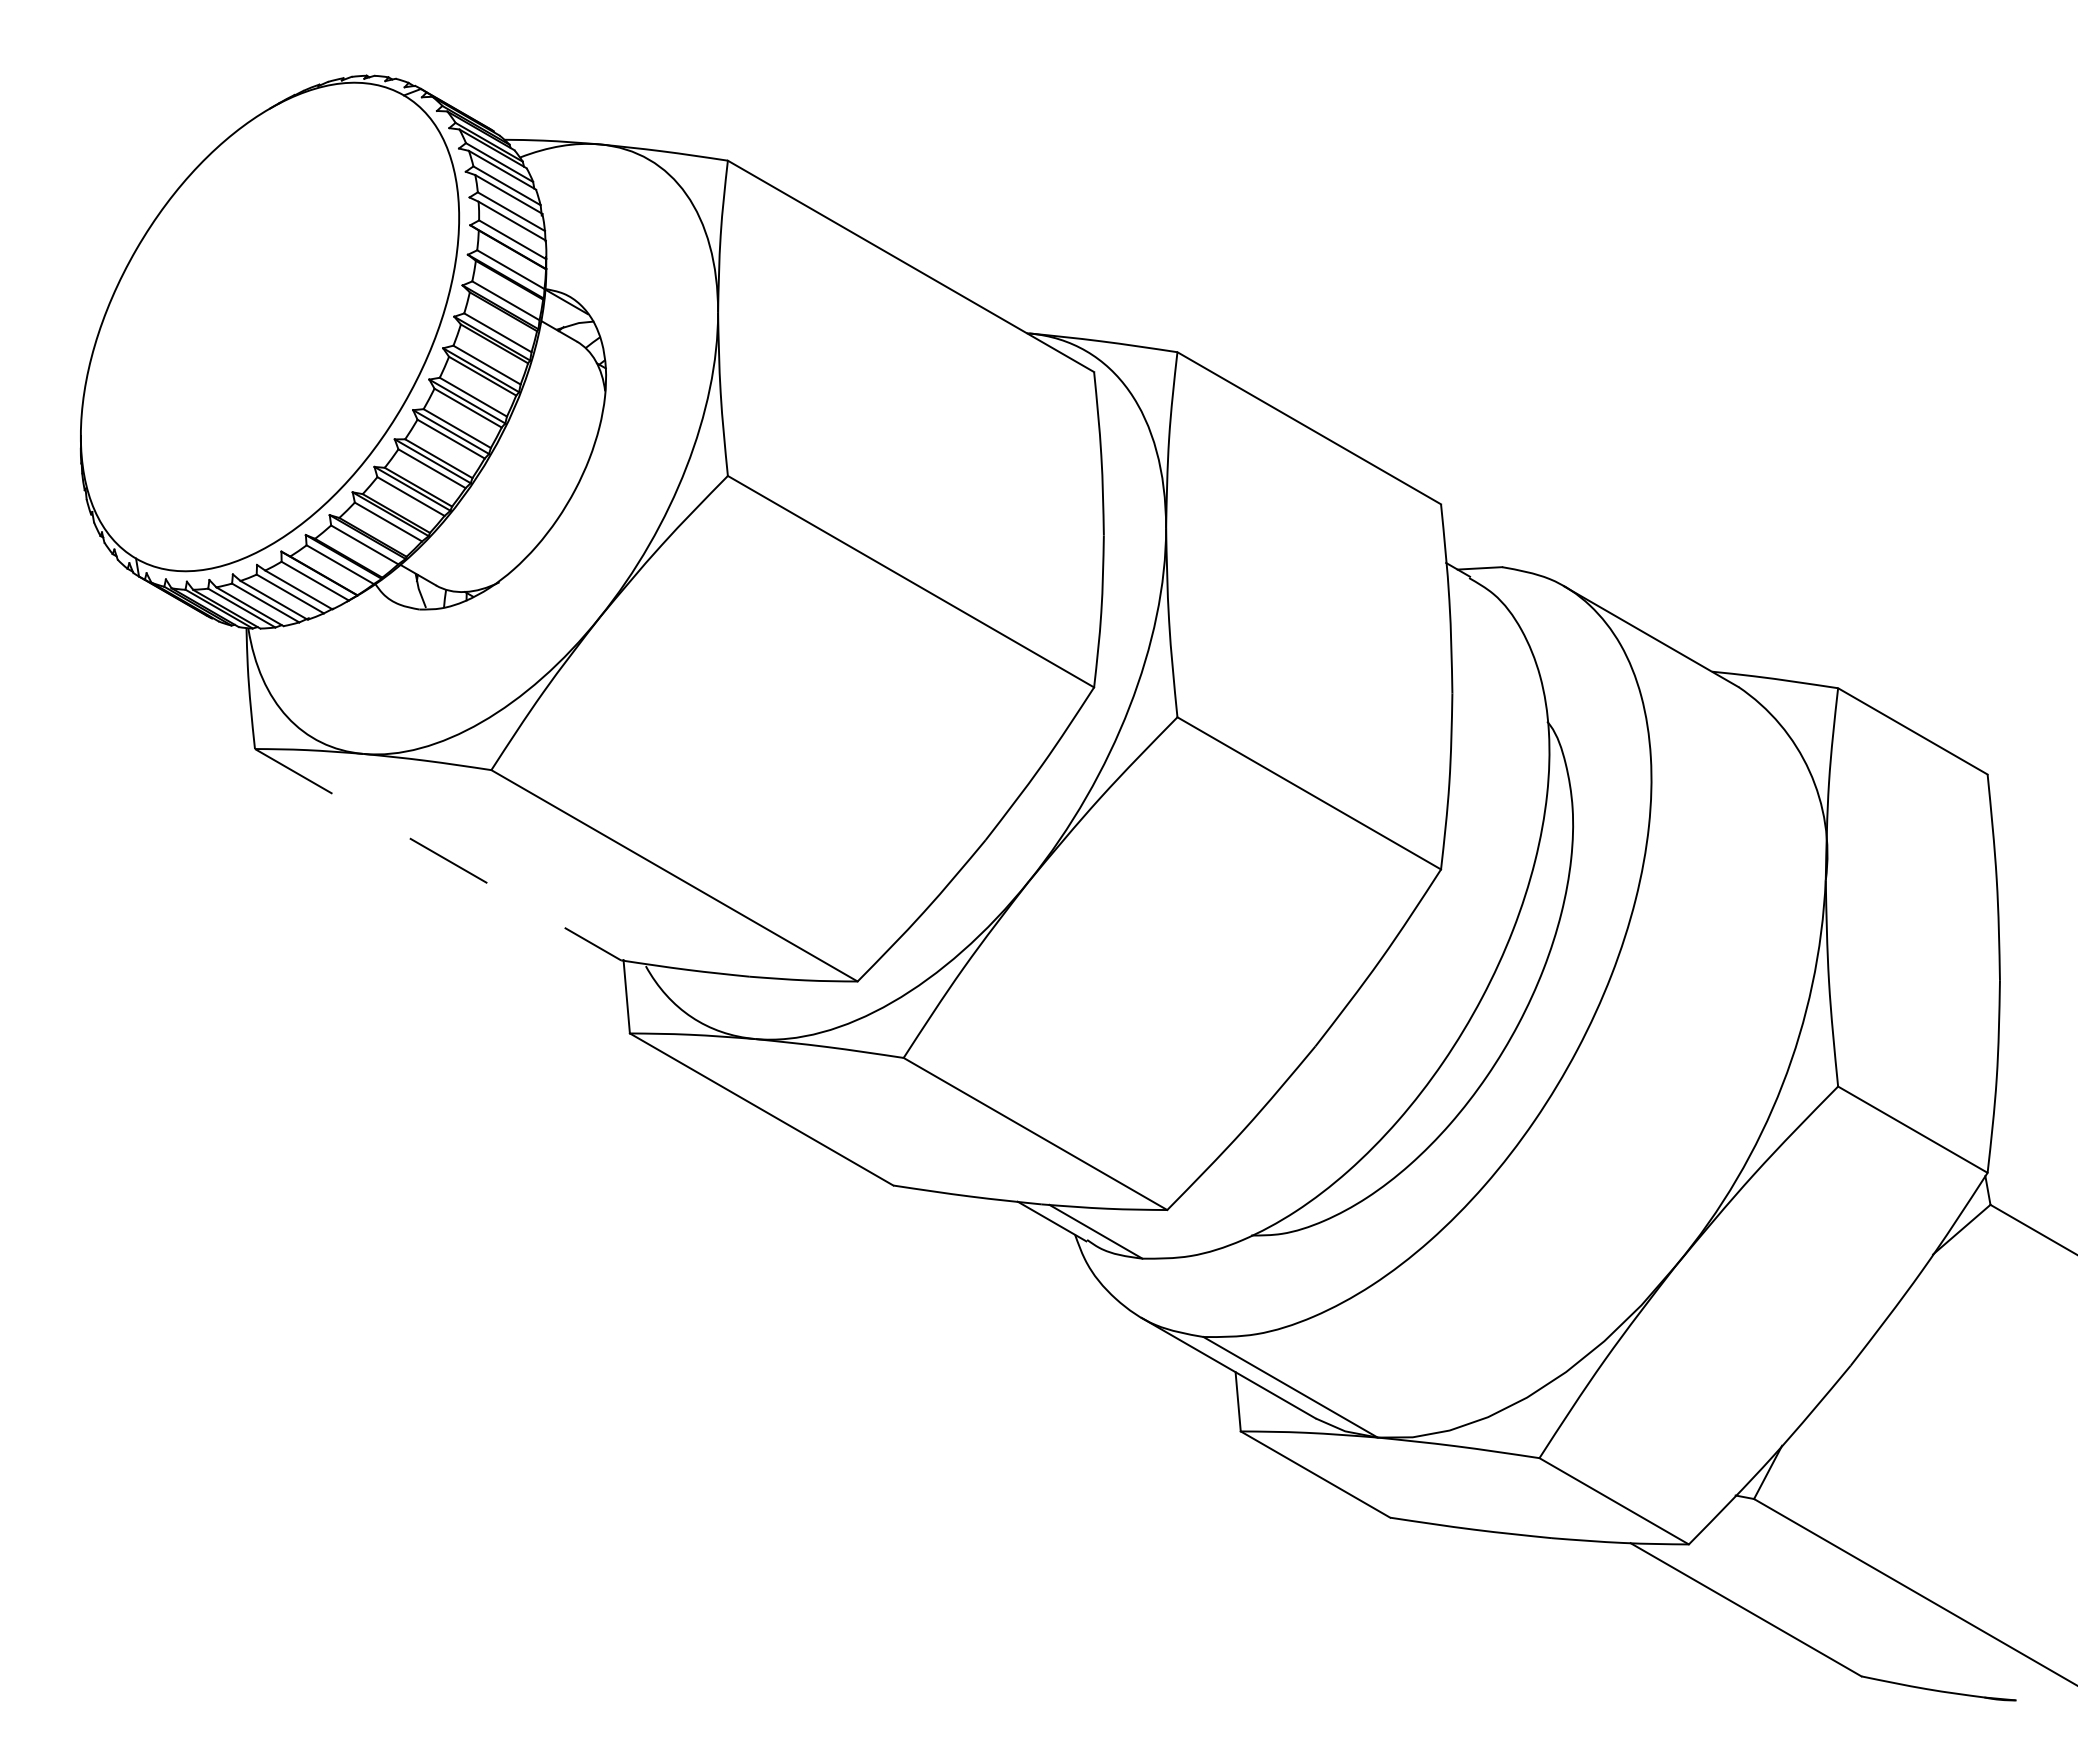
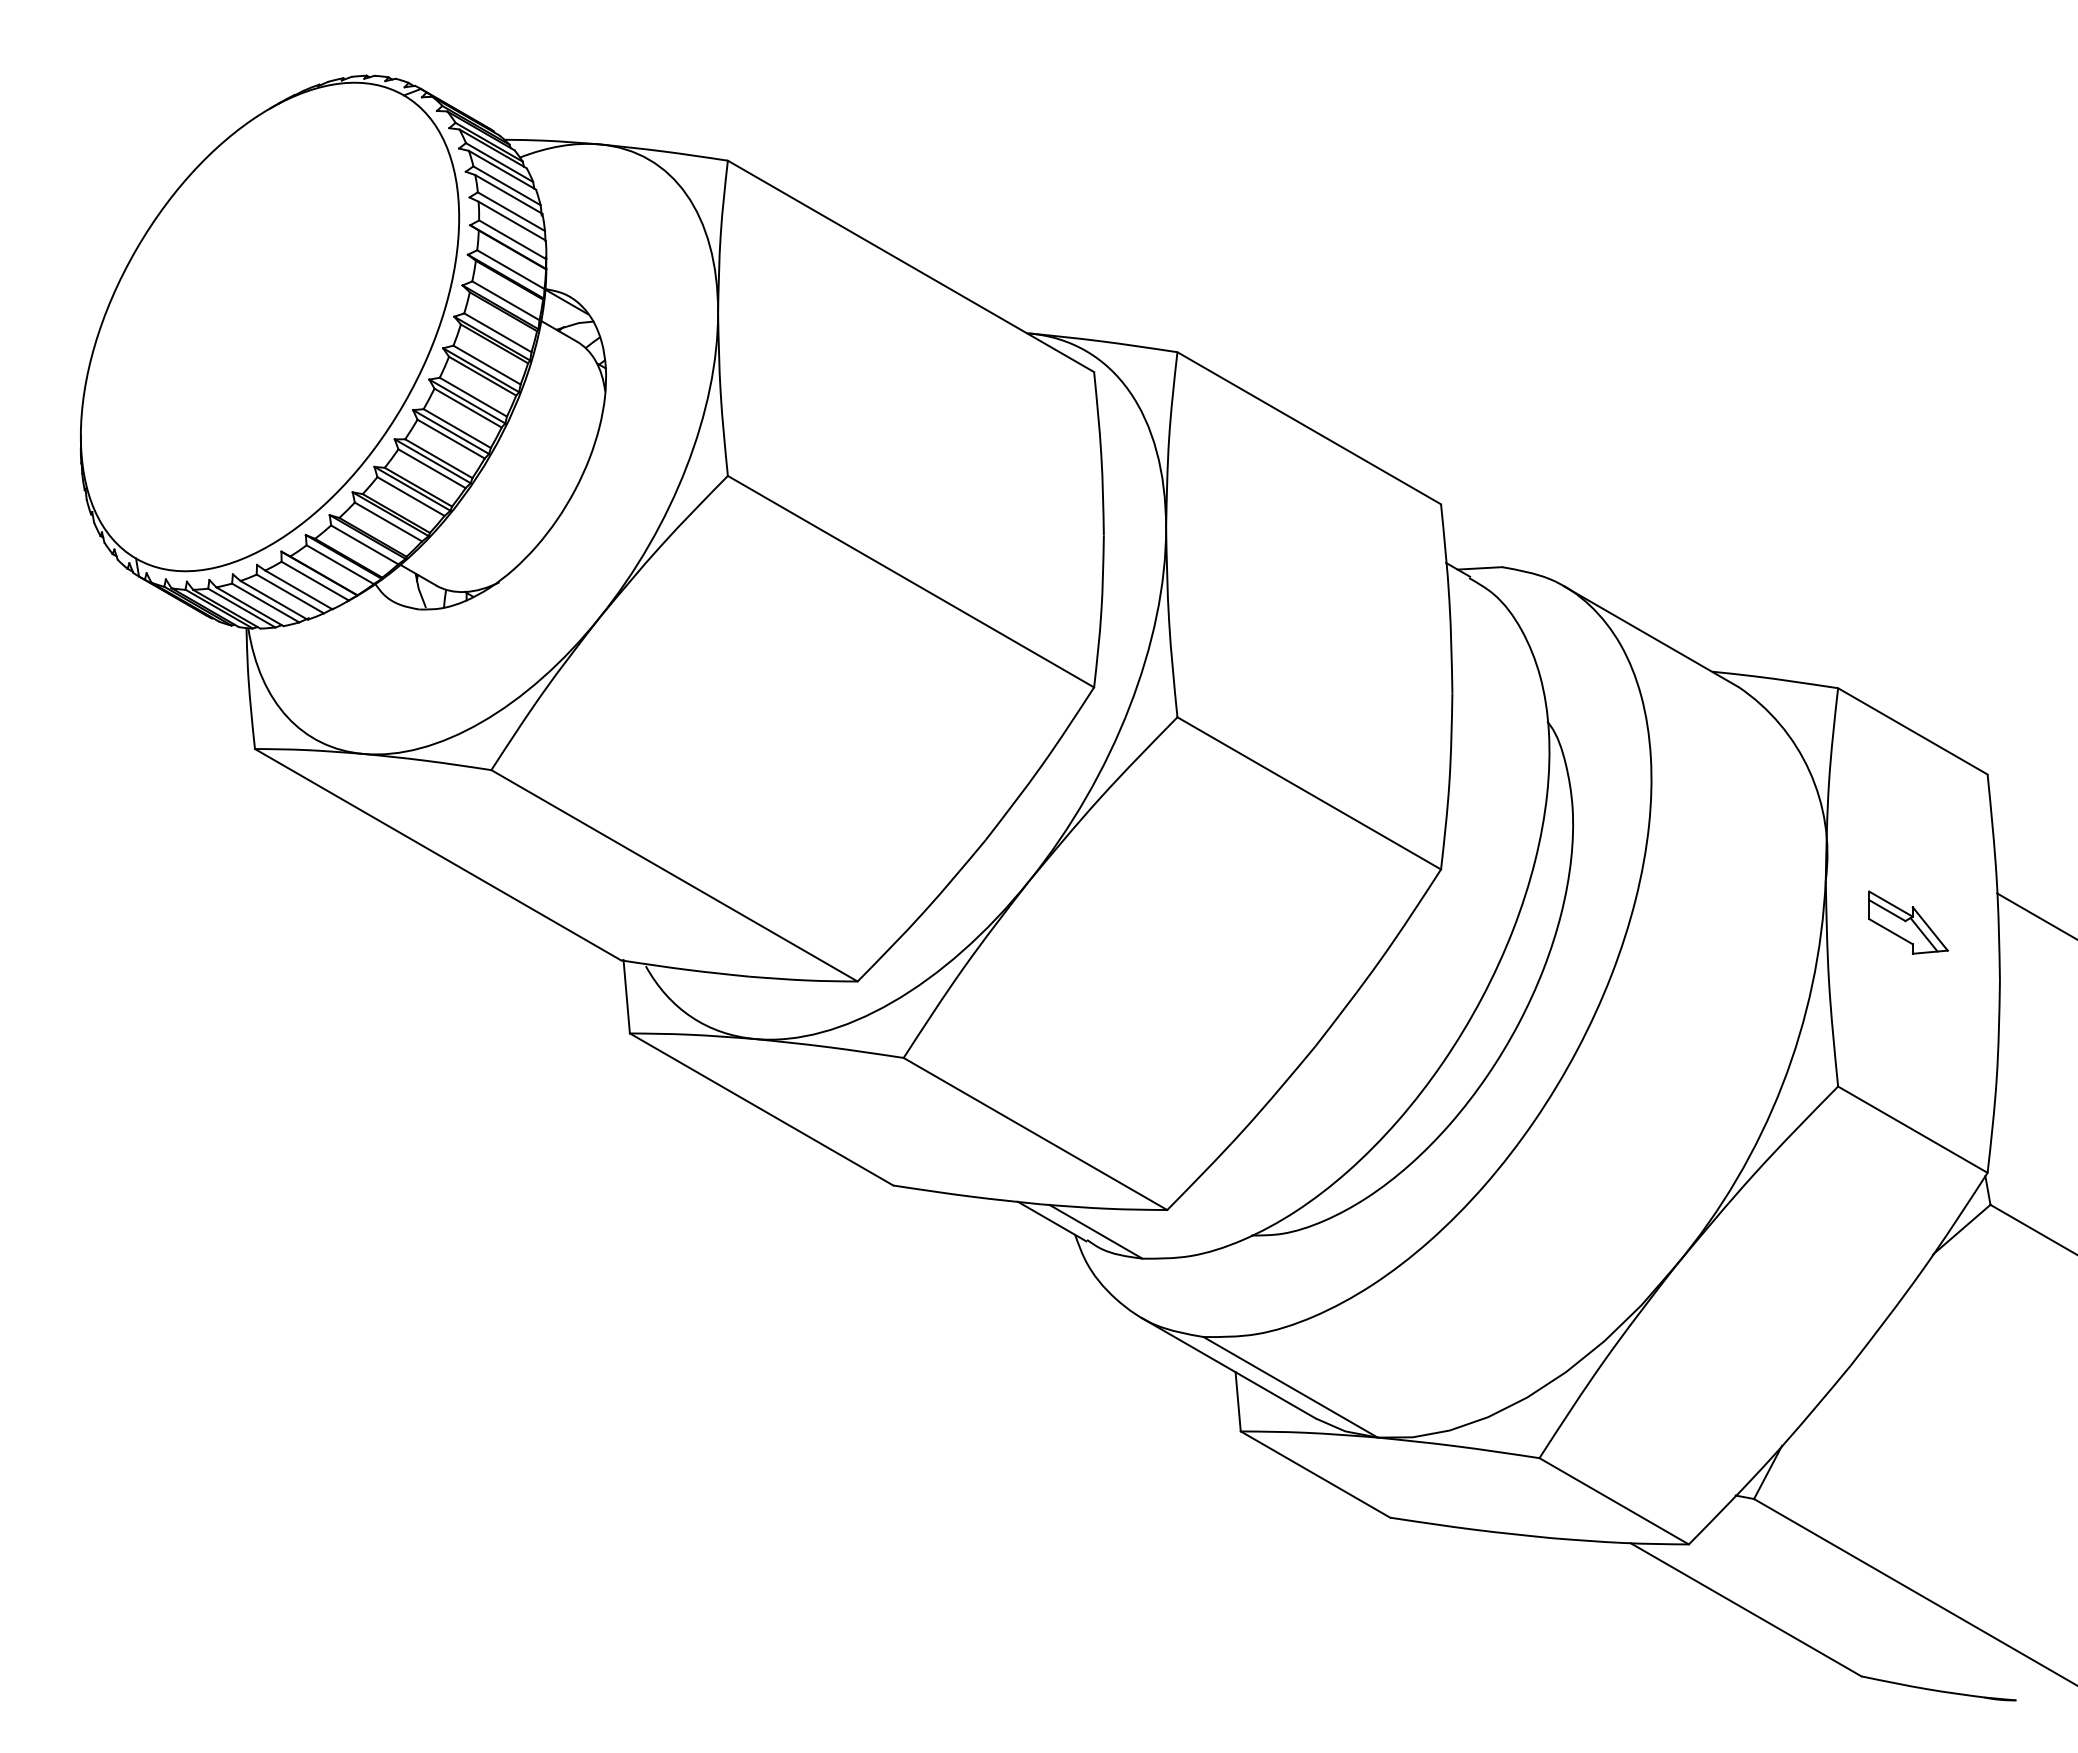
line: dashed -> solid (438, 854)
line: none -> present (2035, 915)
part: none -> present (1908, 922)
